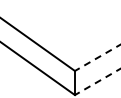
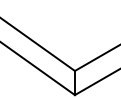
line: dashed -> solid (97, 58)
line: dashed -> solid (97, 82)
